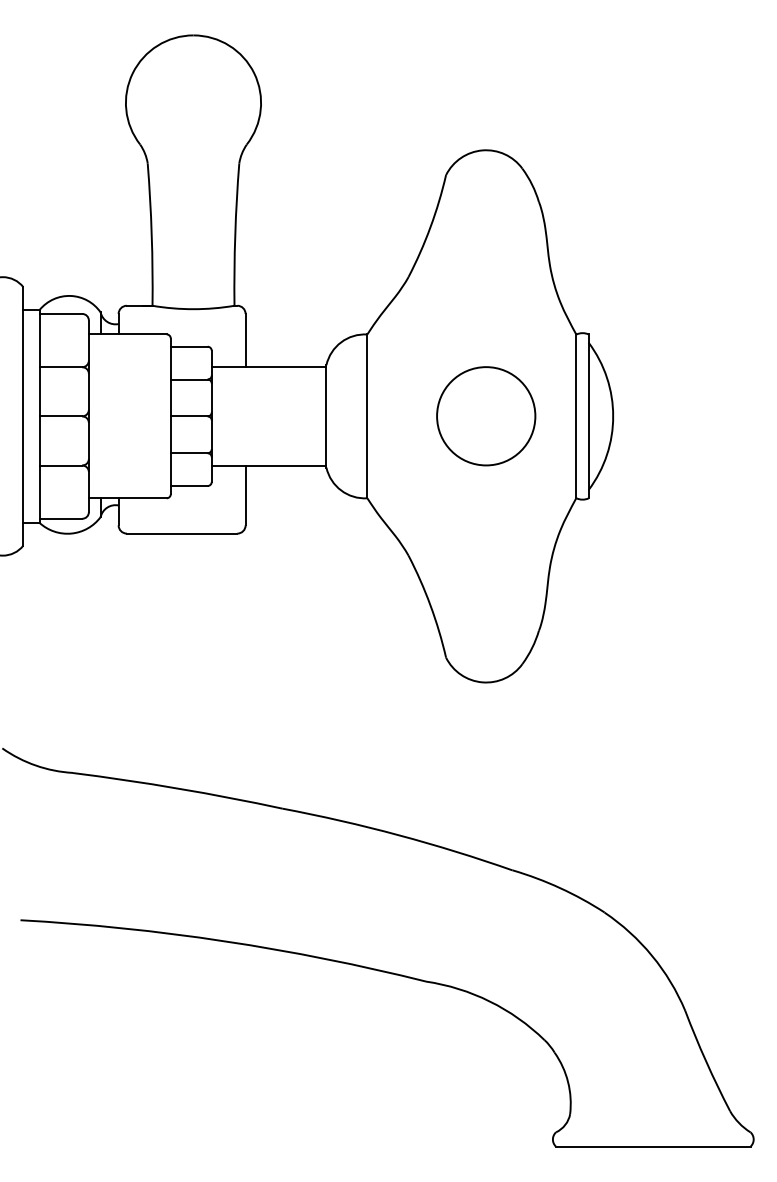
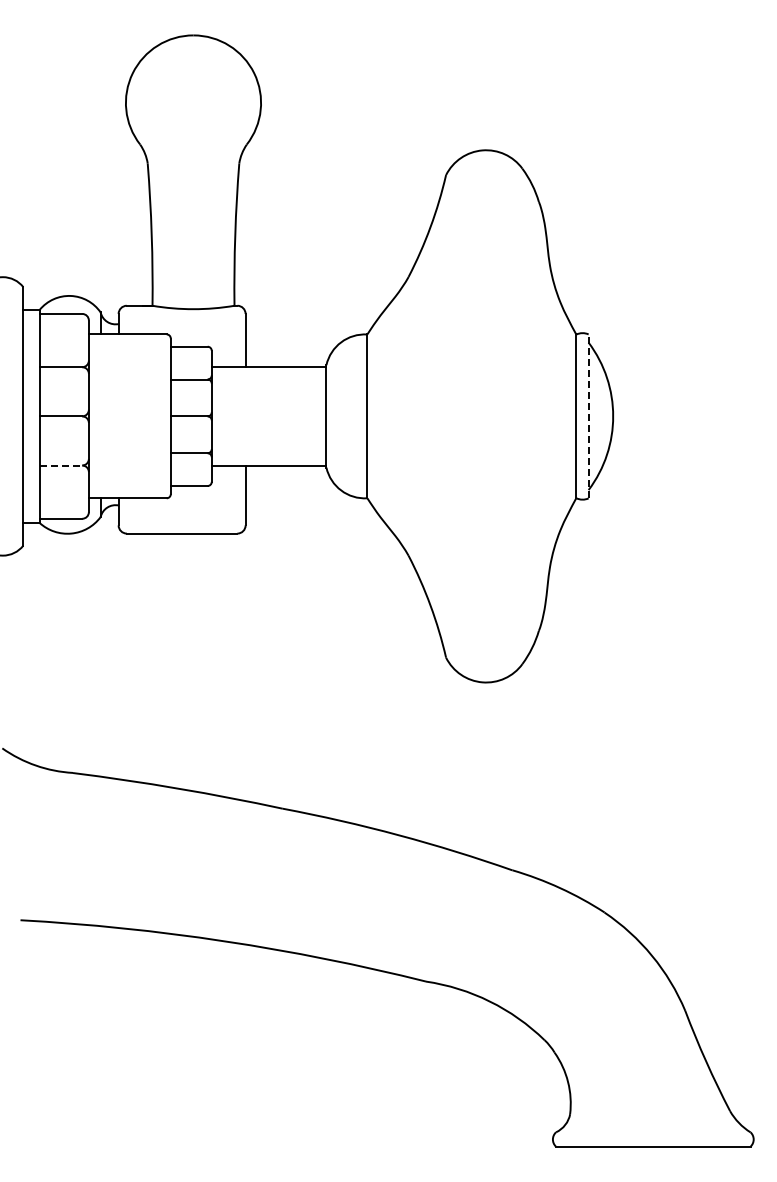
circle: present -> none (486, 416)
line: solid -> dashed (588, 416)
line: solid -> dashed (61, 465)
